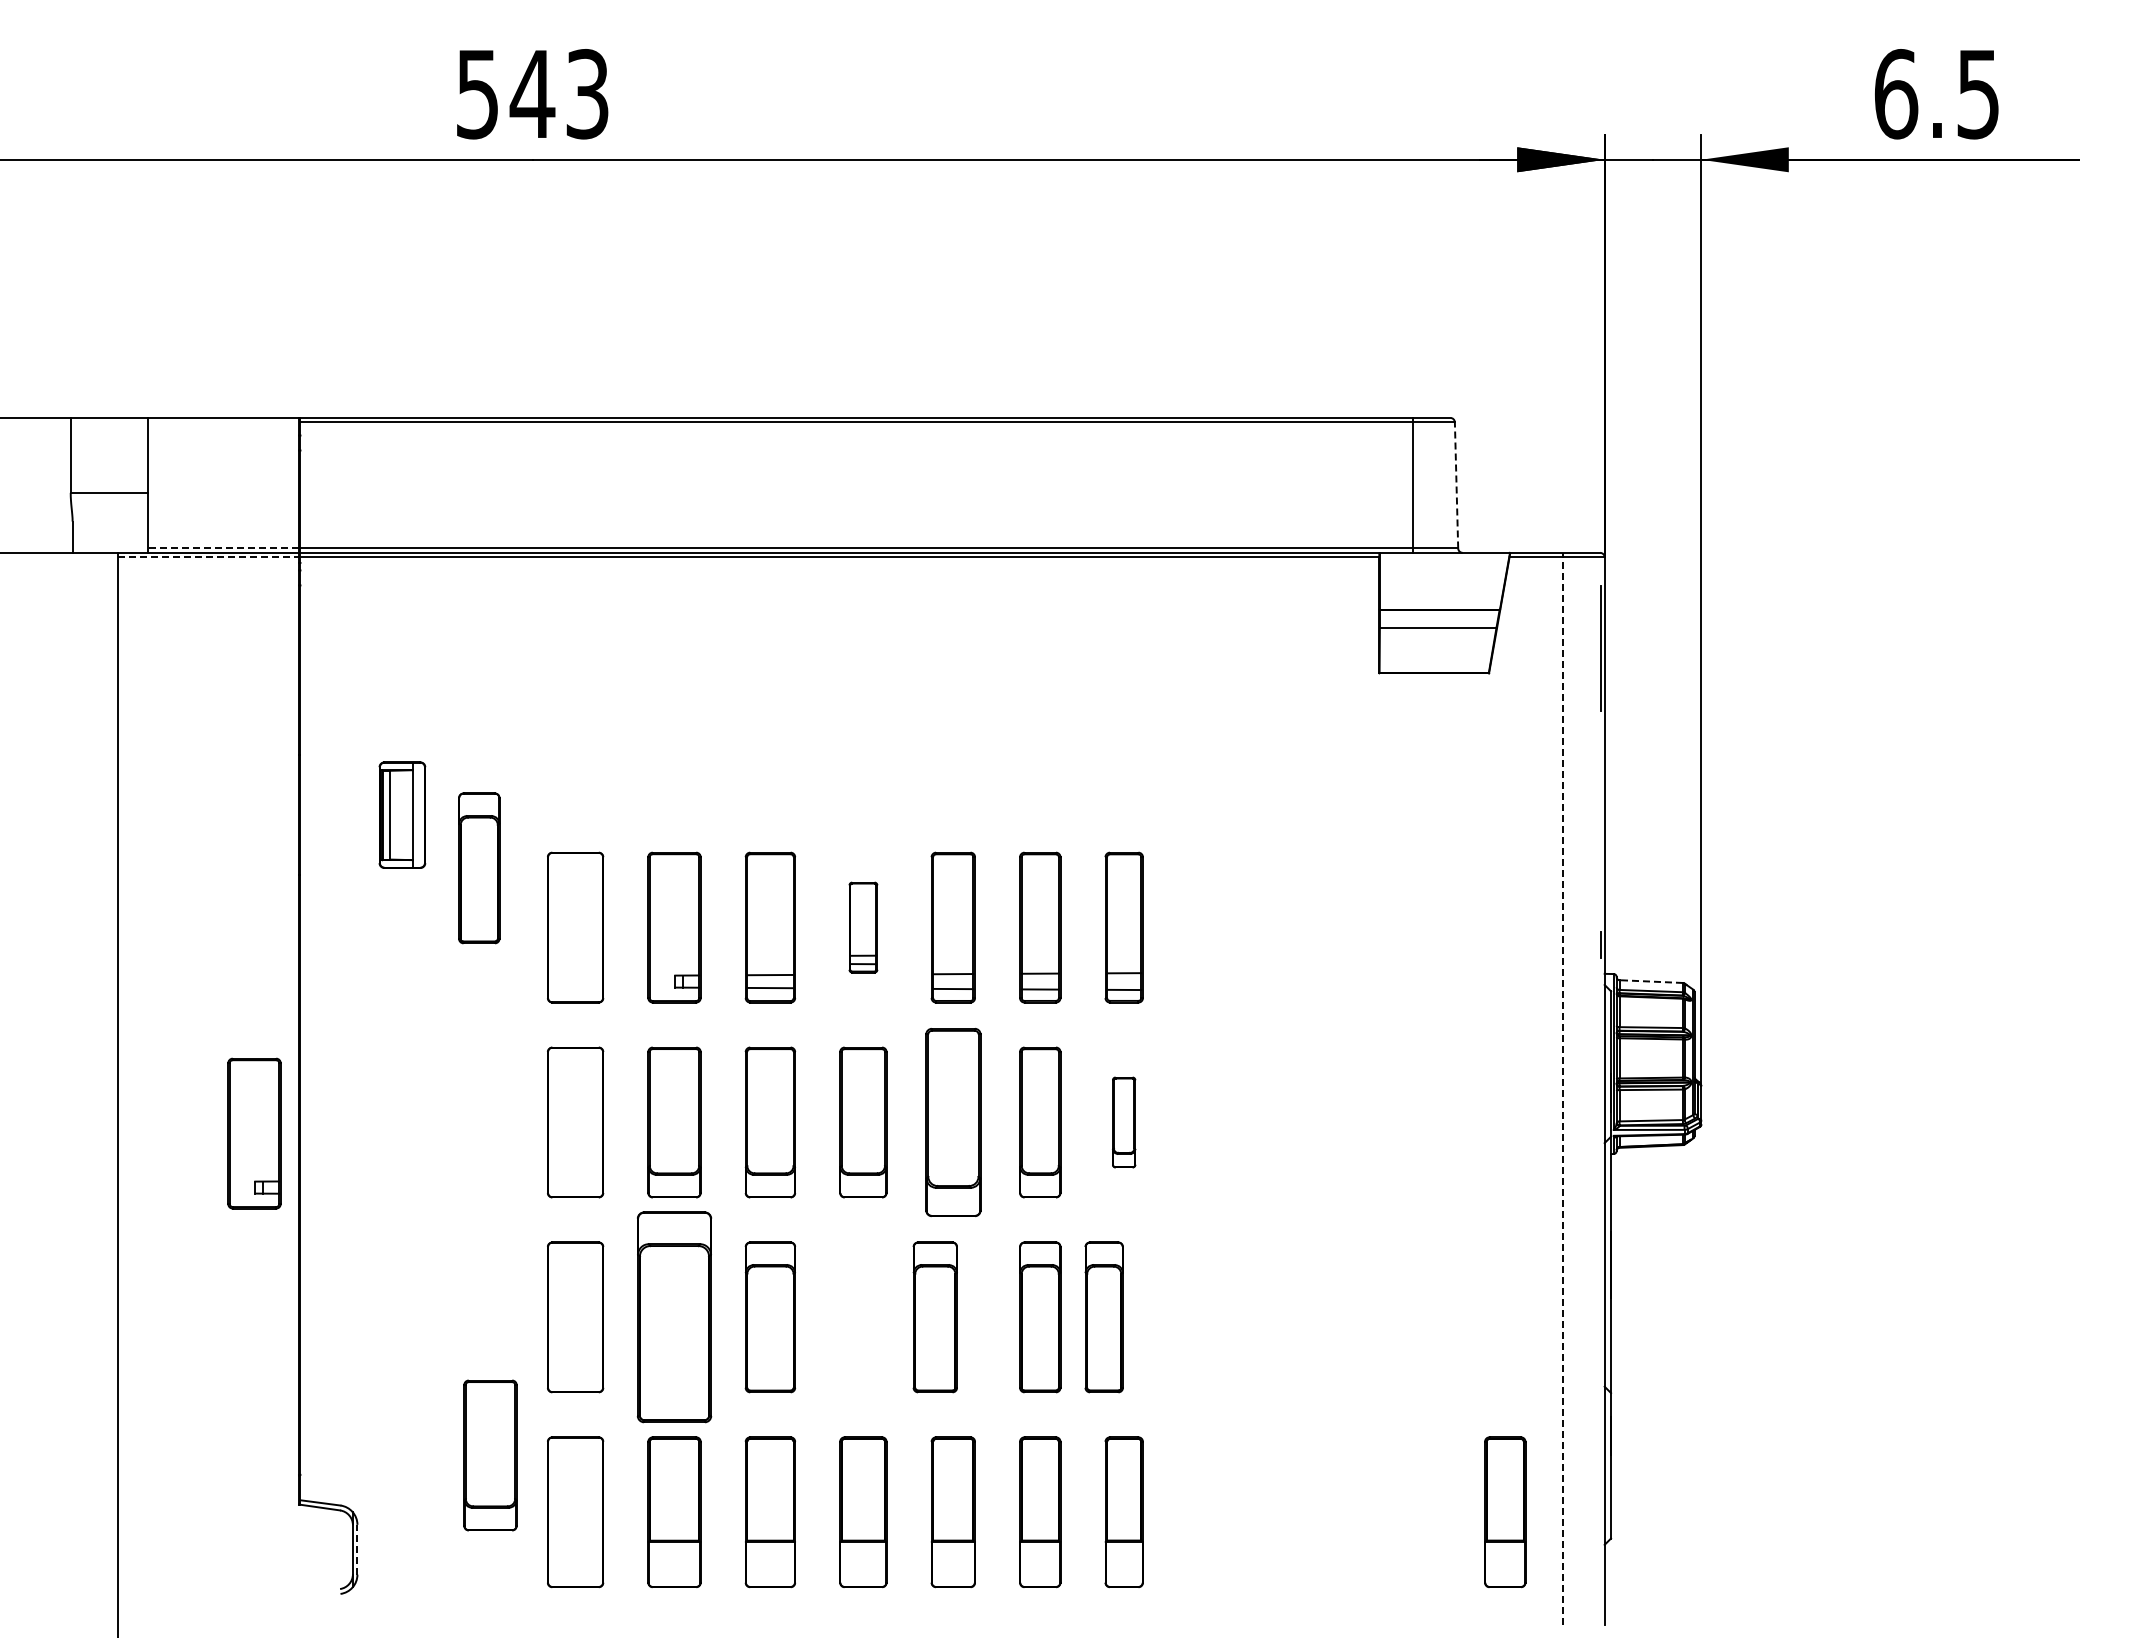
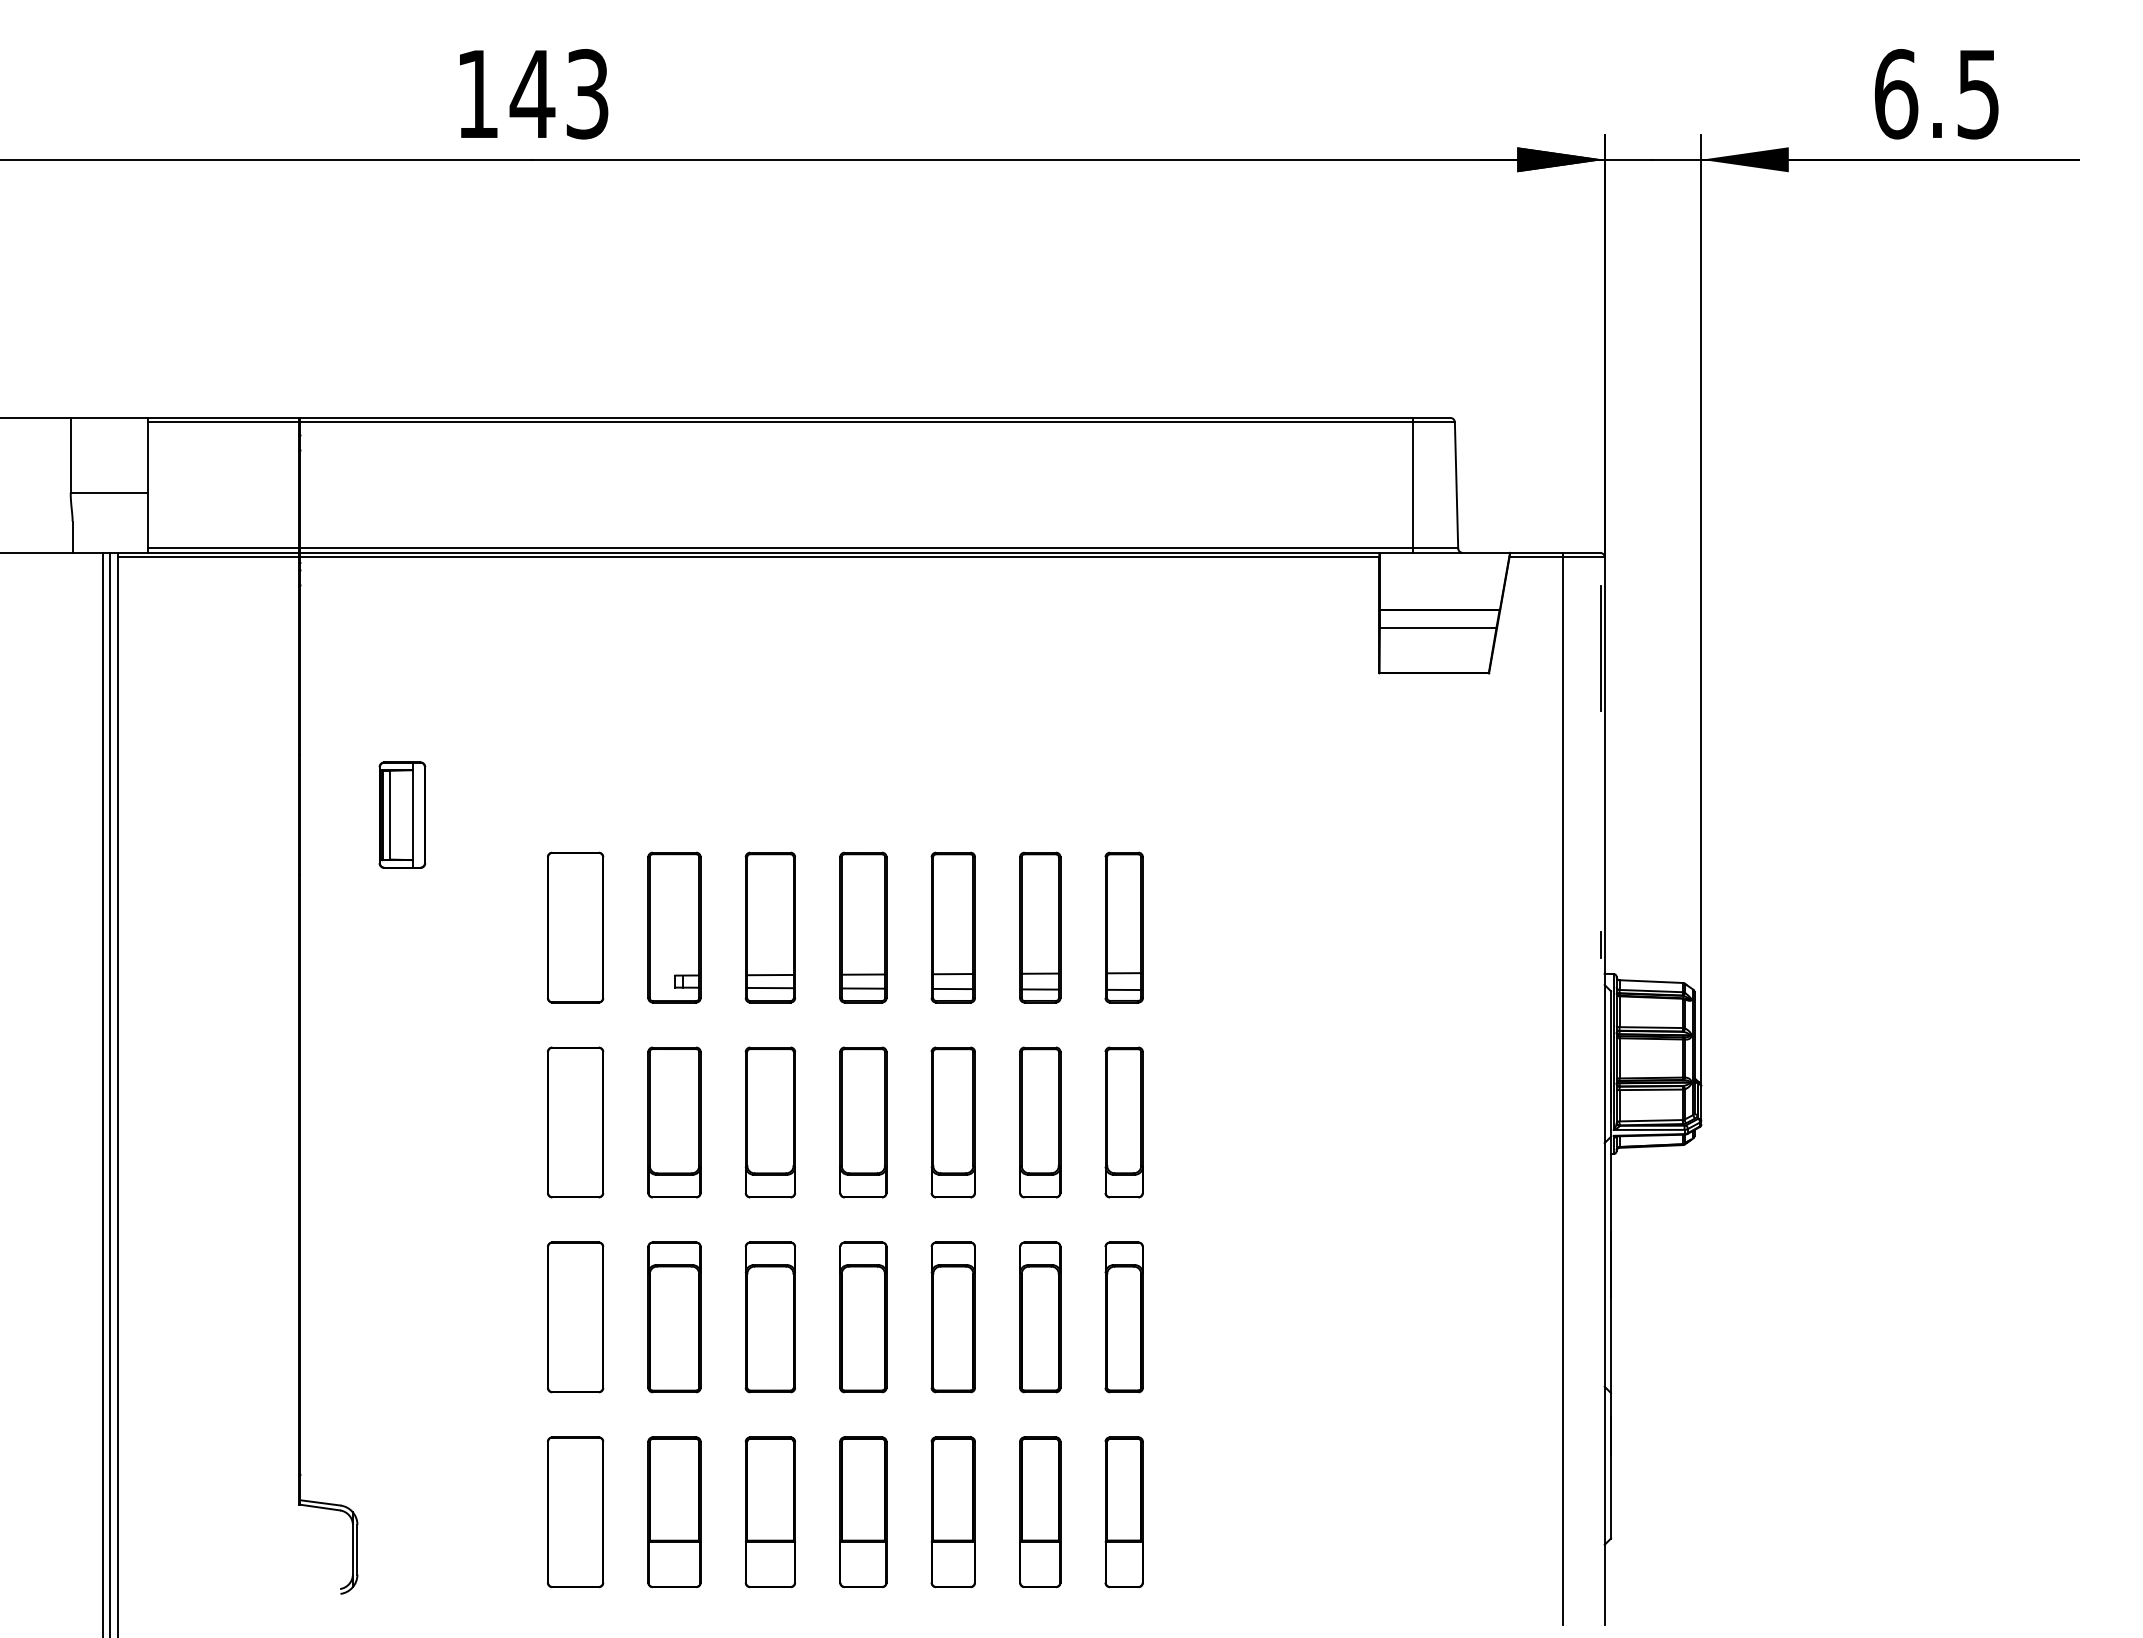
text: 543 -> 143 (477, 94)
line: none -> present (222, 422)
line: dashed -> solid (1456, 484)
line: dashed -> solid (223, 548)
line: dashed -> solid (208, 557)
part: present -> none (479, 868)
part size: 31x93 px -> 49x153 px (863, 927)
line: dashed -> solid (1651, 981)
line: dashed -> solid (1562, 1088)
line: none -> present (102, 1093)
line: none -> present (110, 1093)
part size: 57x190 px -> 46x153 px (952, 1122)
part size: 25x93 px -> 40x153 px (1123, 1122)
part: present -> none (254, 1133)
part size: 77x213 px -> 55x153 px (674, 1317)
part: none -> present (863, 1317)
part position: (934, 1317) -> (952, 1317) (952, 1317)
part position: (1103, 1317) -> (1123, 1317) (1123, 1317)
part: present -> none (490, 1455)
part: present -> none (1505, 1512)
line: dashed -> solid (357, 1549)
